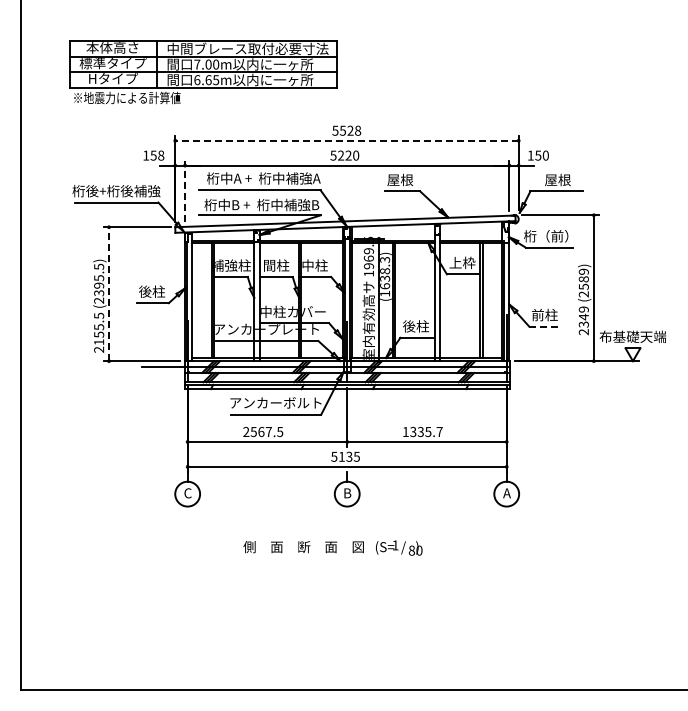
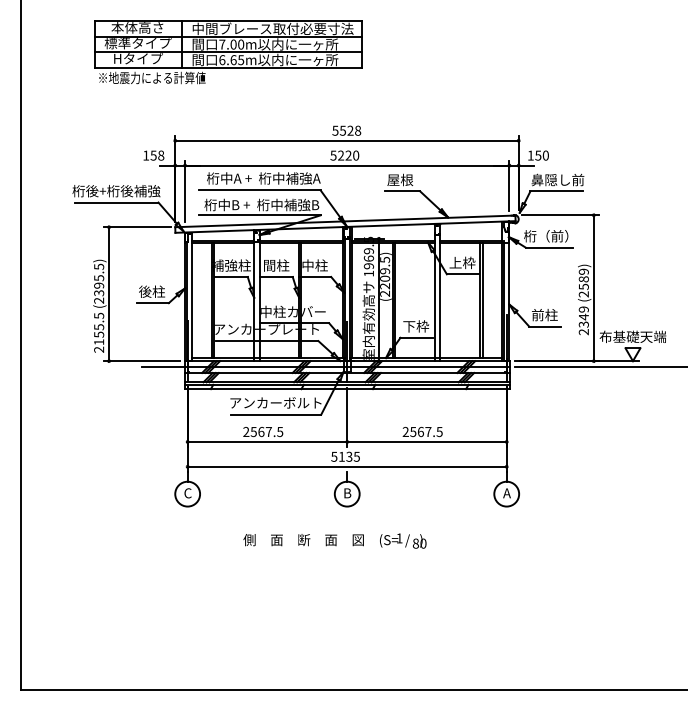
part position: (203, 72) -> (228, 52) (228, 52)
line: dashed -> solid (346, 140)
text: 屋根 -> 鼻隠し前 (557, 179)
line: dashed -> solid (185, 191)
text: (1638.3) -> (2209.5) (385, 276)
line: dashed -> solid (109, 294)
text: 後柱 -> 下枠 (416, 326)
line: dashed -> solid (545, 326)
line: none -> present (599, 367)
text: 1335.7 -> 2567.5 (422, 431)
text position: (303, 547) -> (303, 540) (303, 540)
text position: (399, 547) -> (403, 540) (403, 540)
